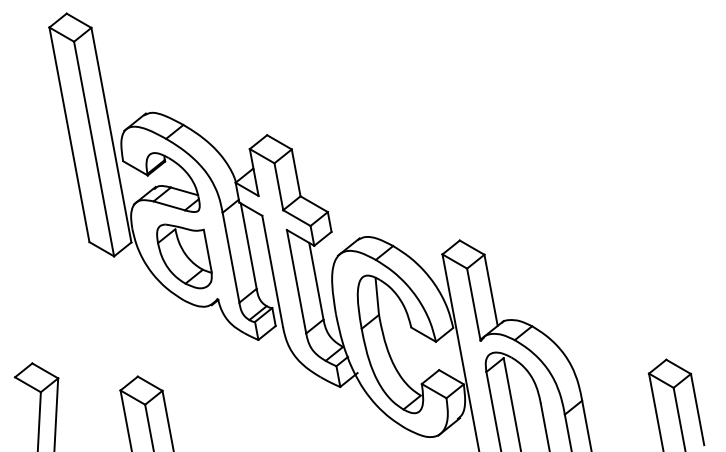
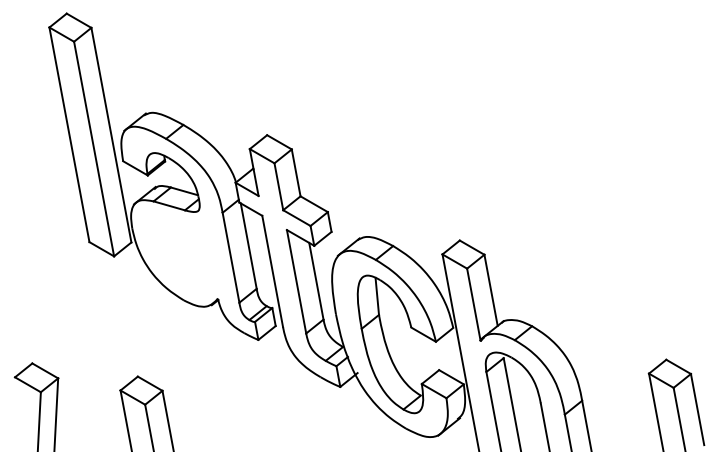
part: present -> none (184, 256)
